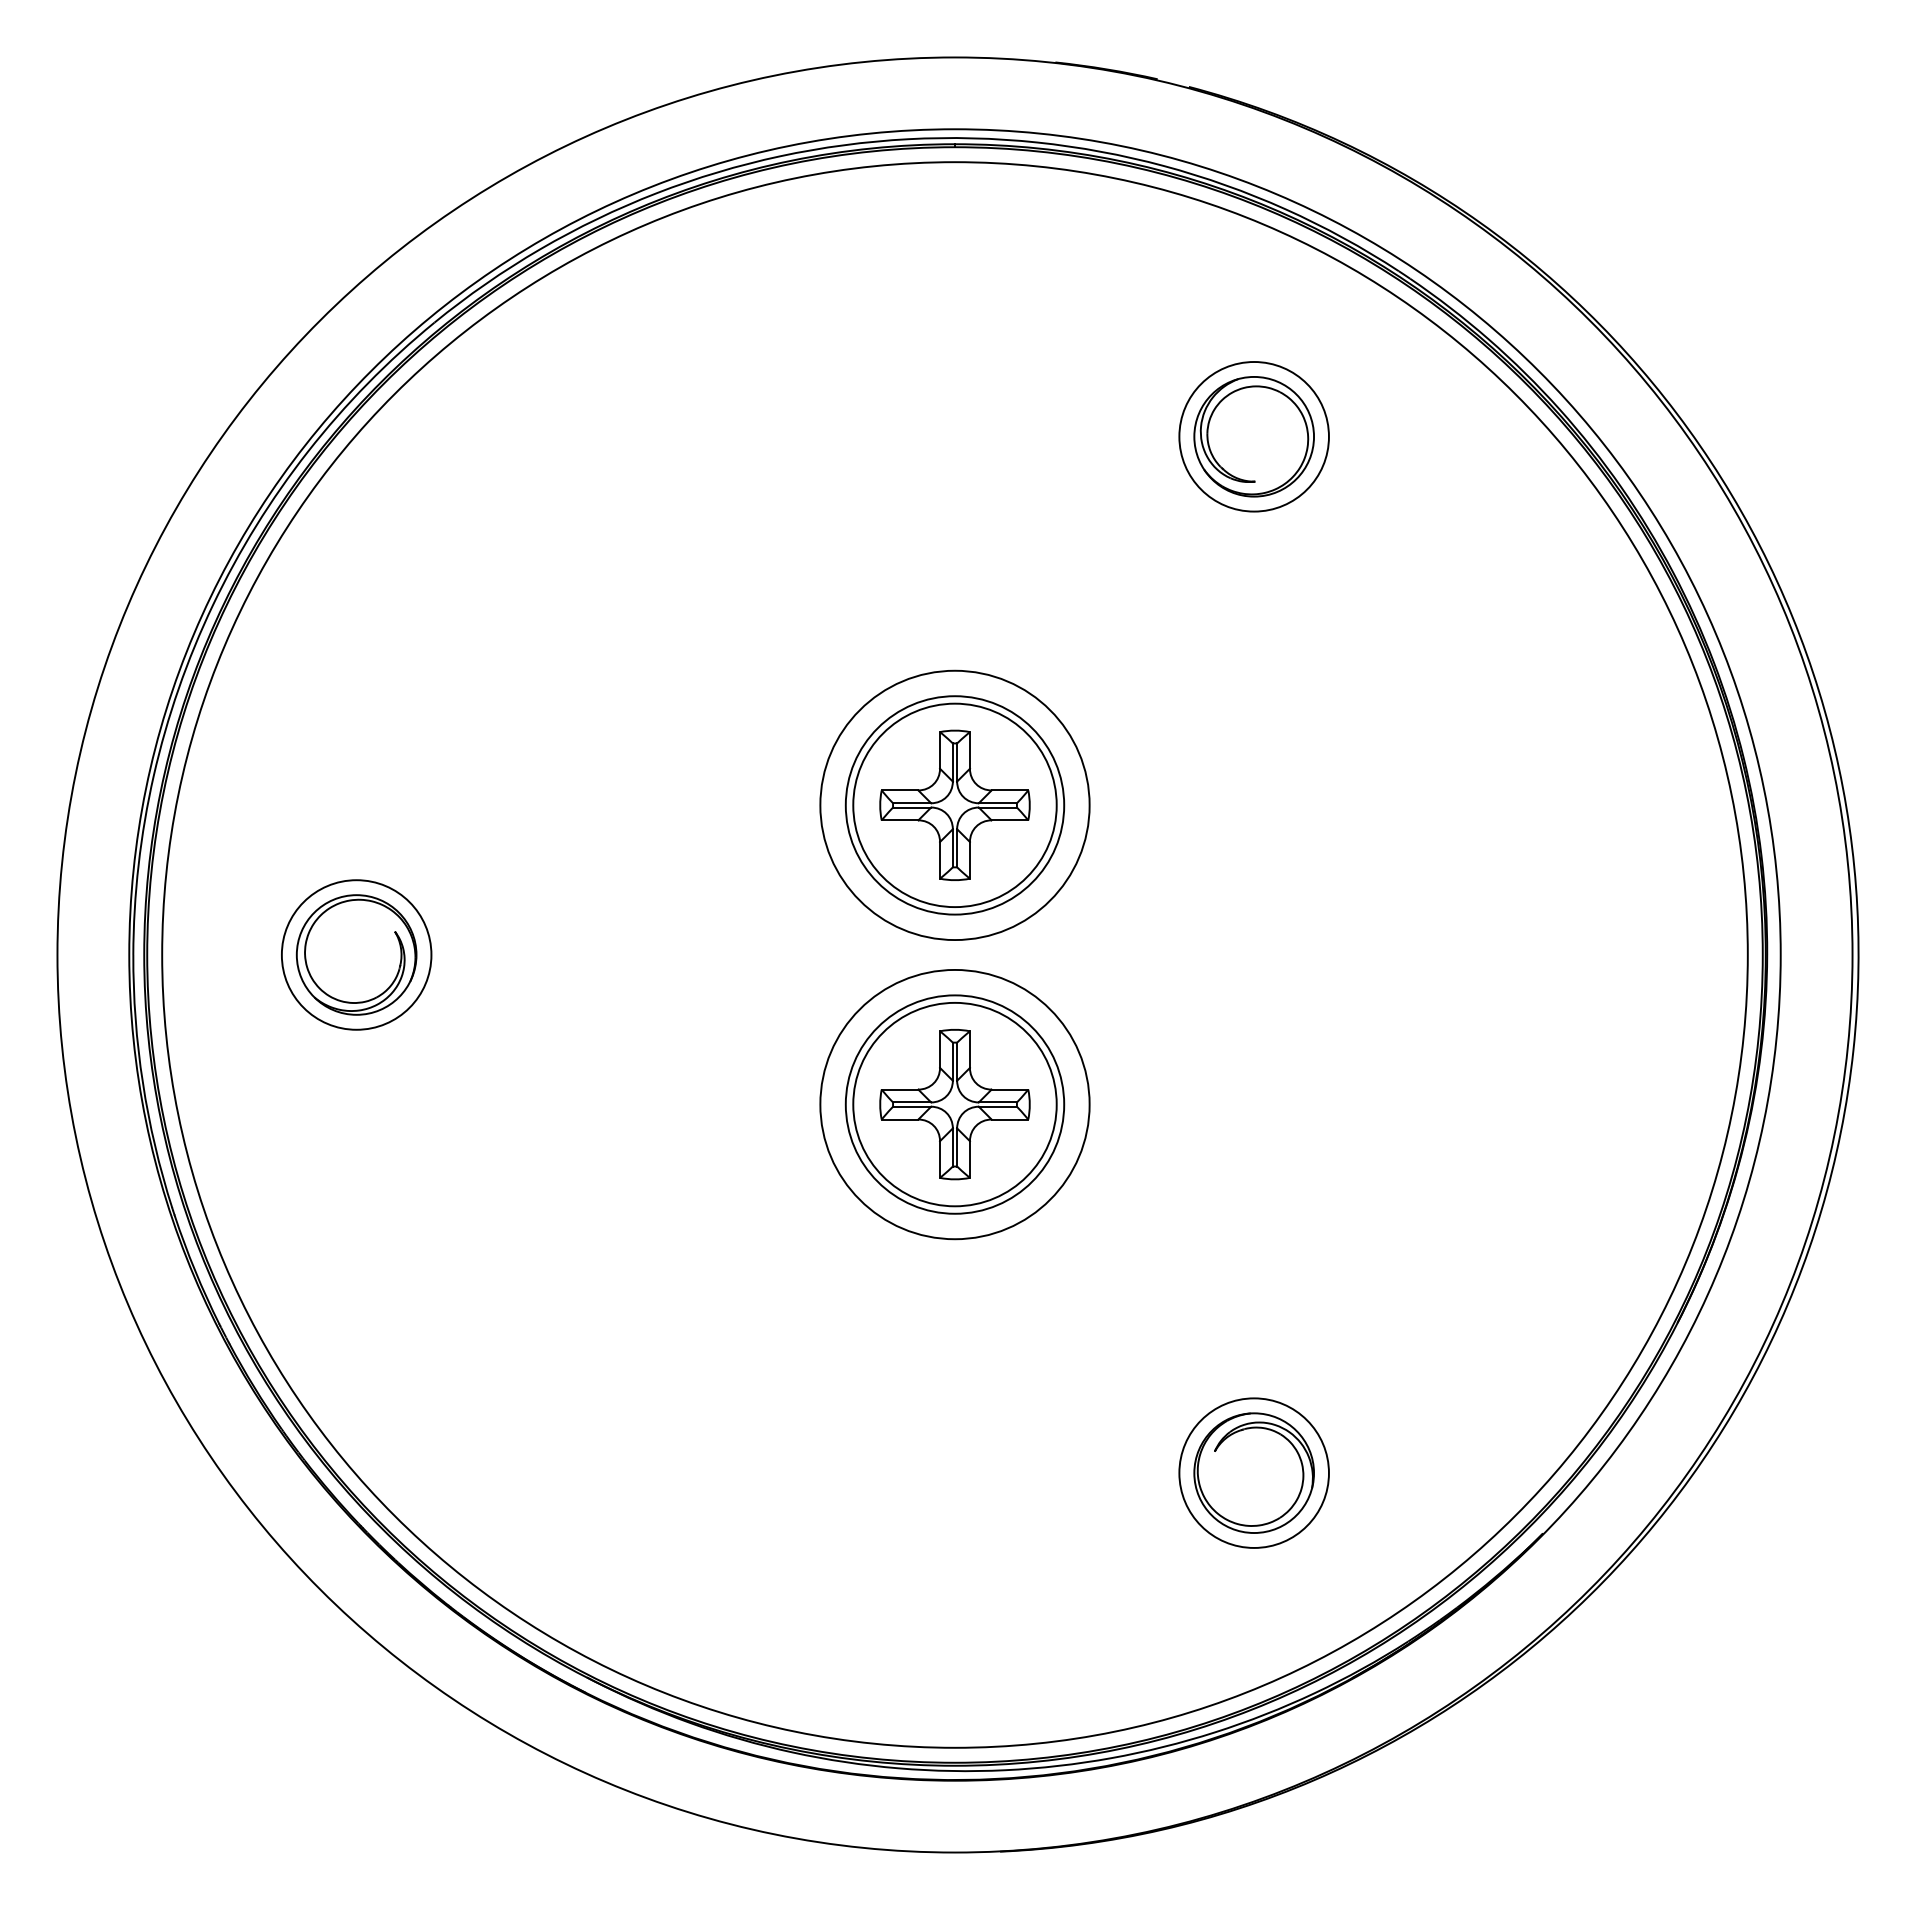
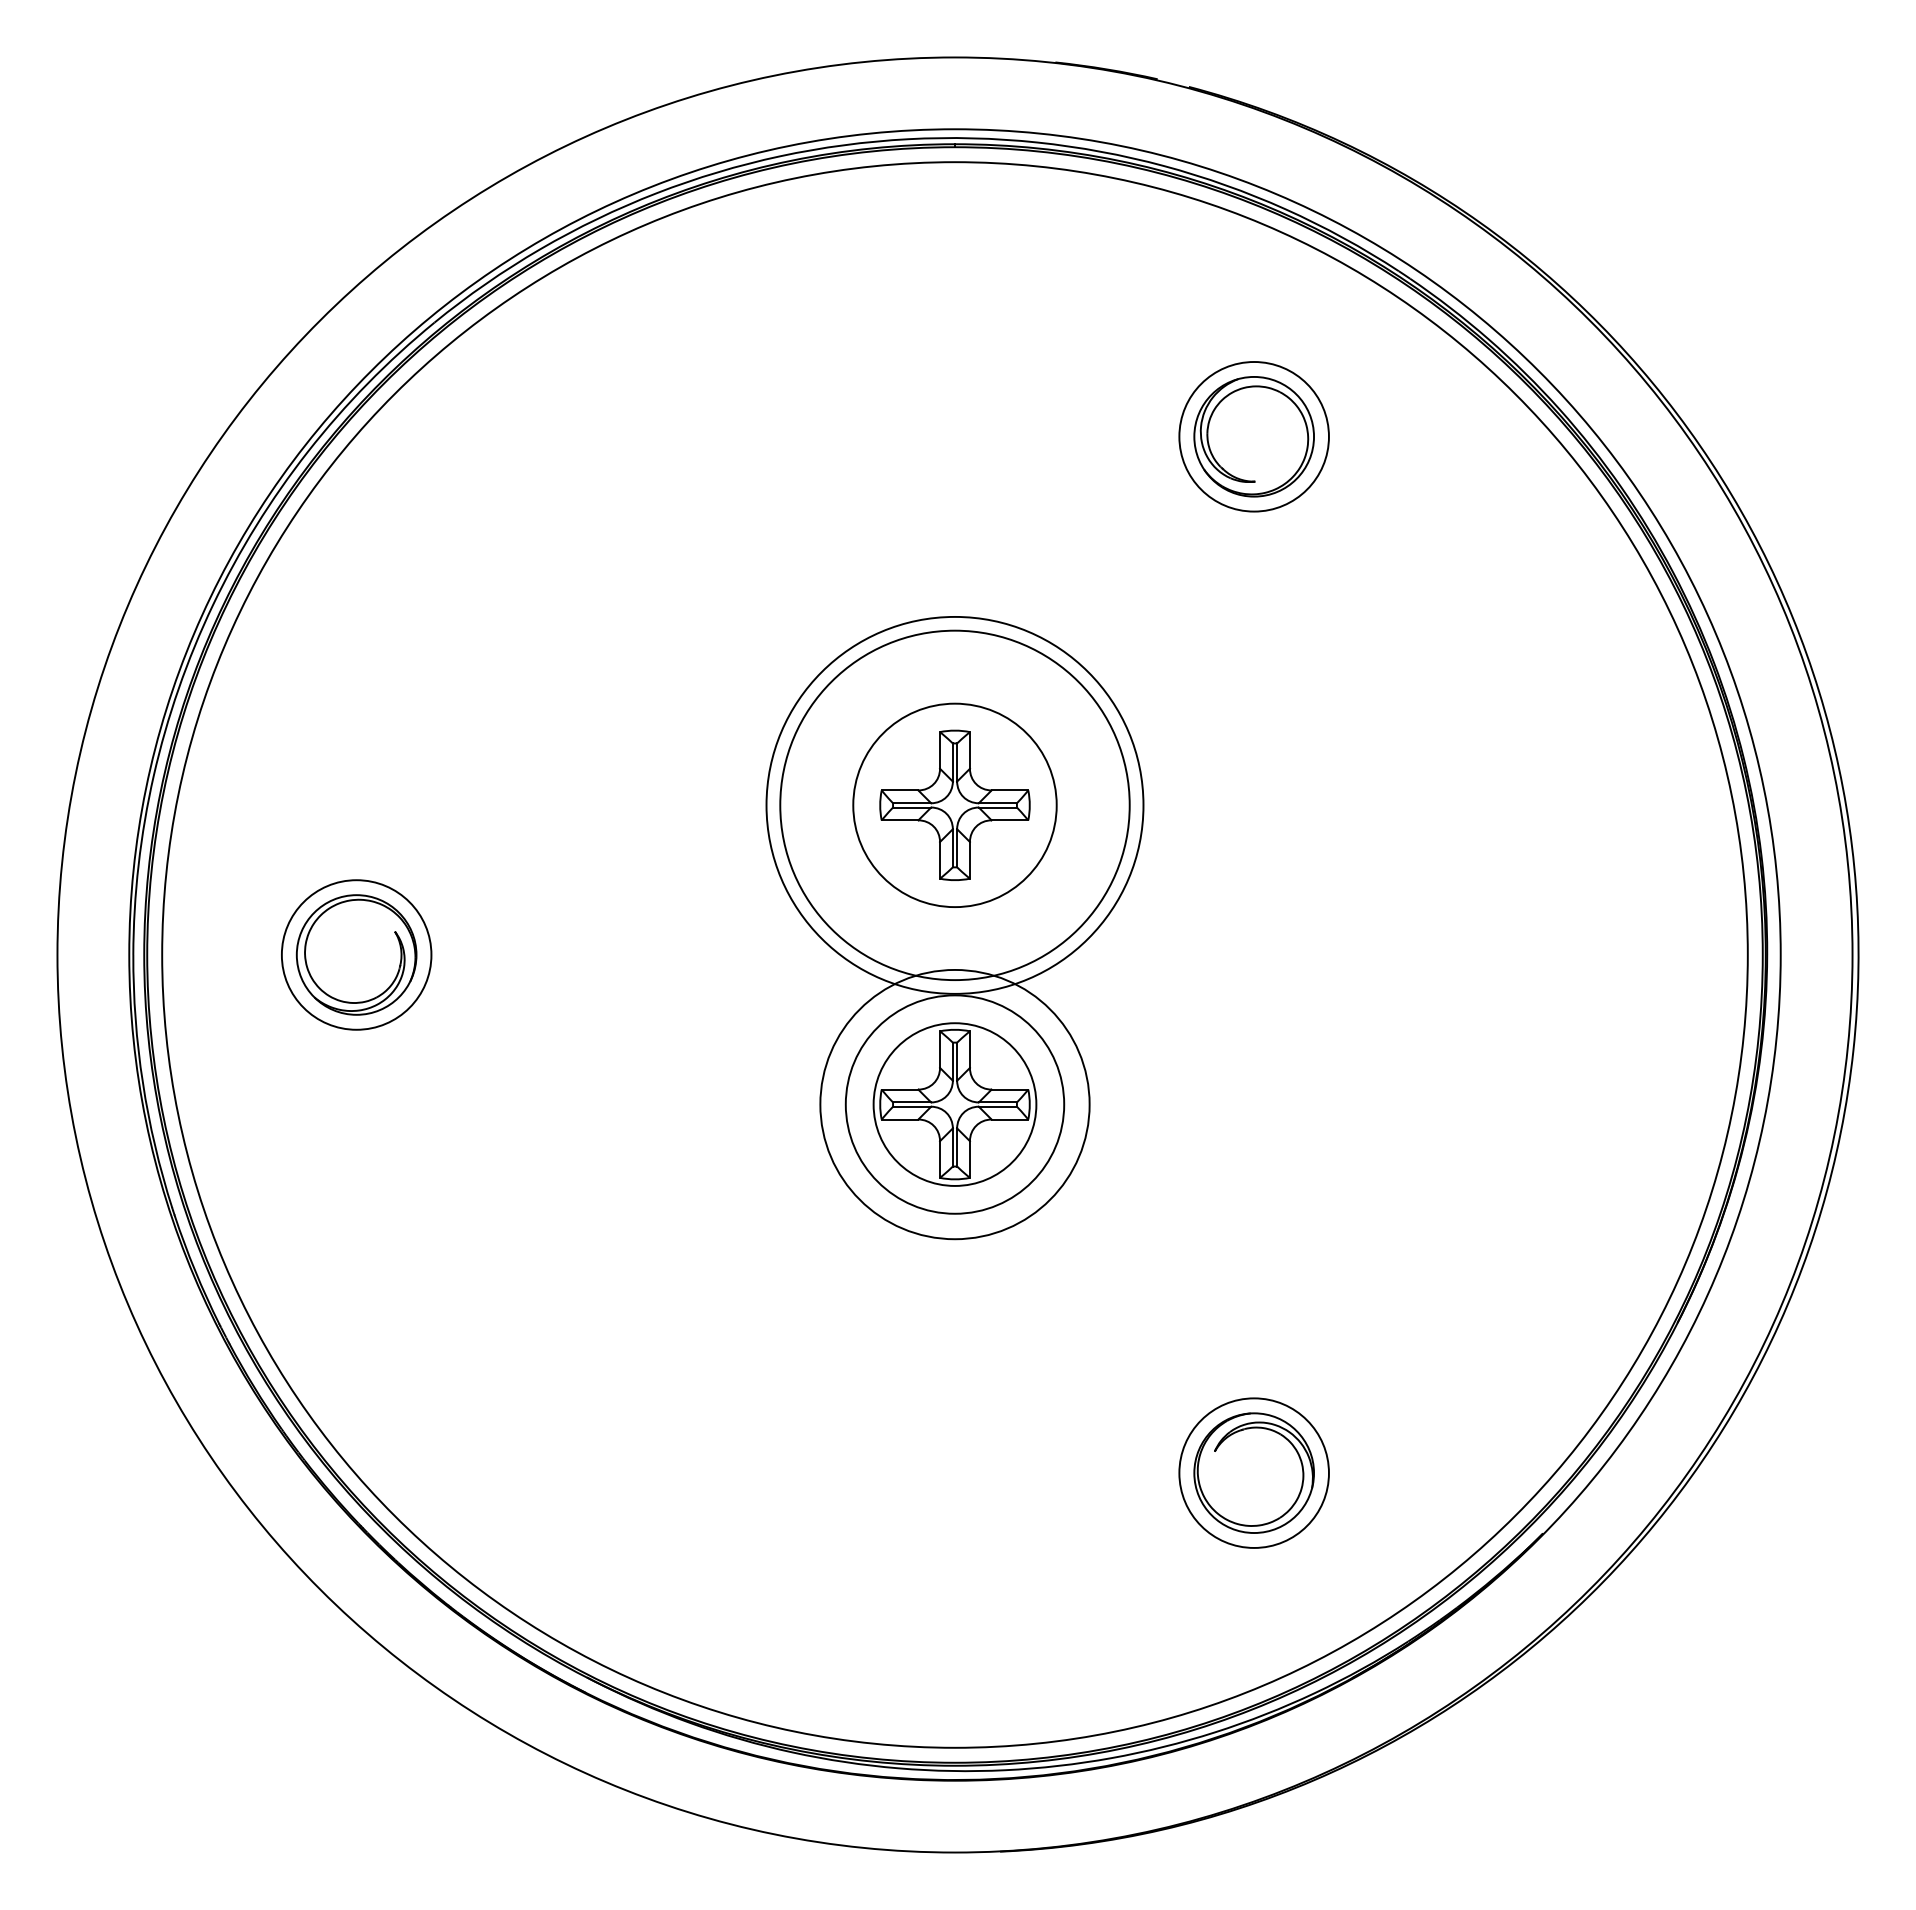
circle diameter: 218 px -> 349 px (954, 805)
circle diameter: 269 px -> 377 px (954, 804)
circle diameter: 203 px -> 163 px (954, 1104)
